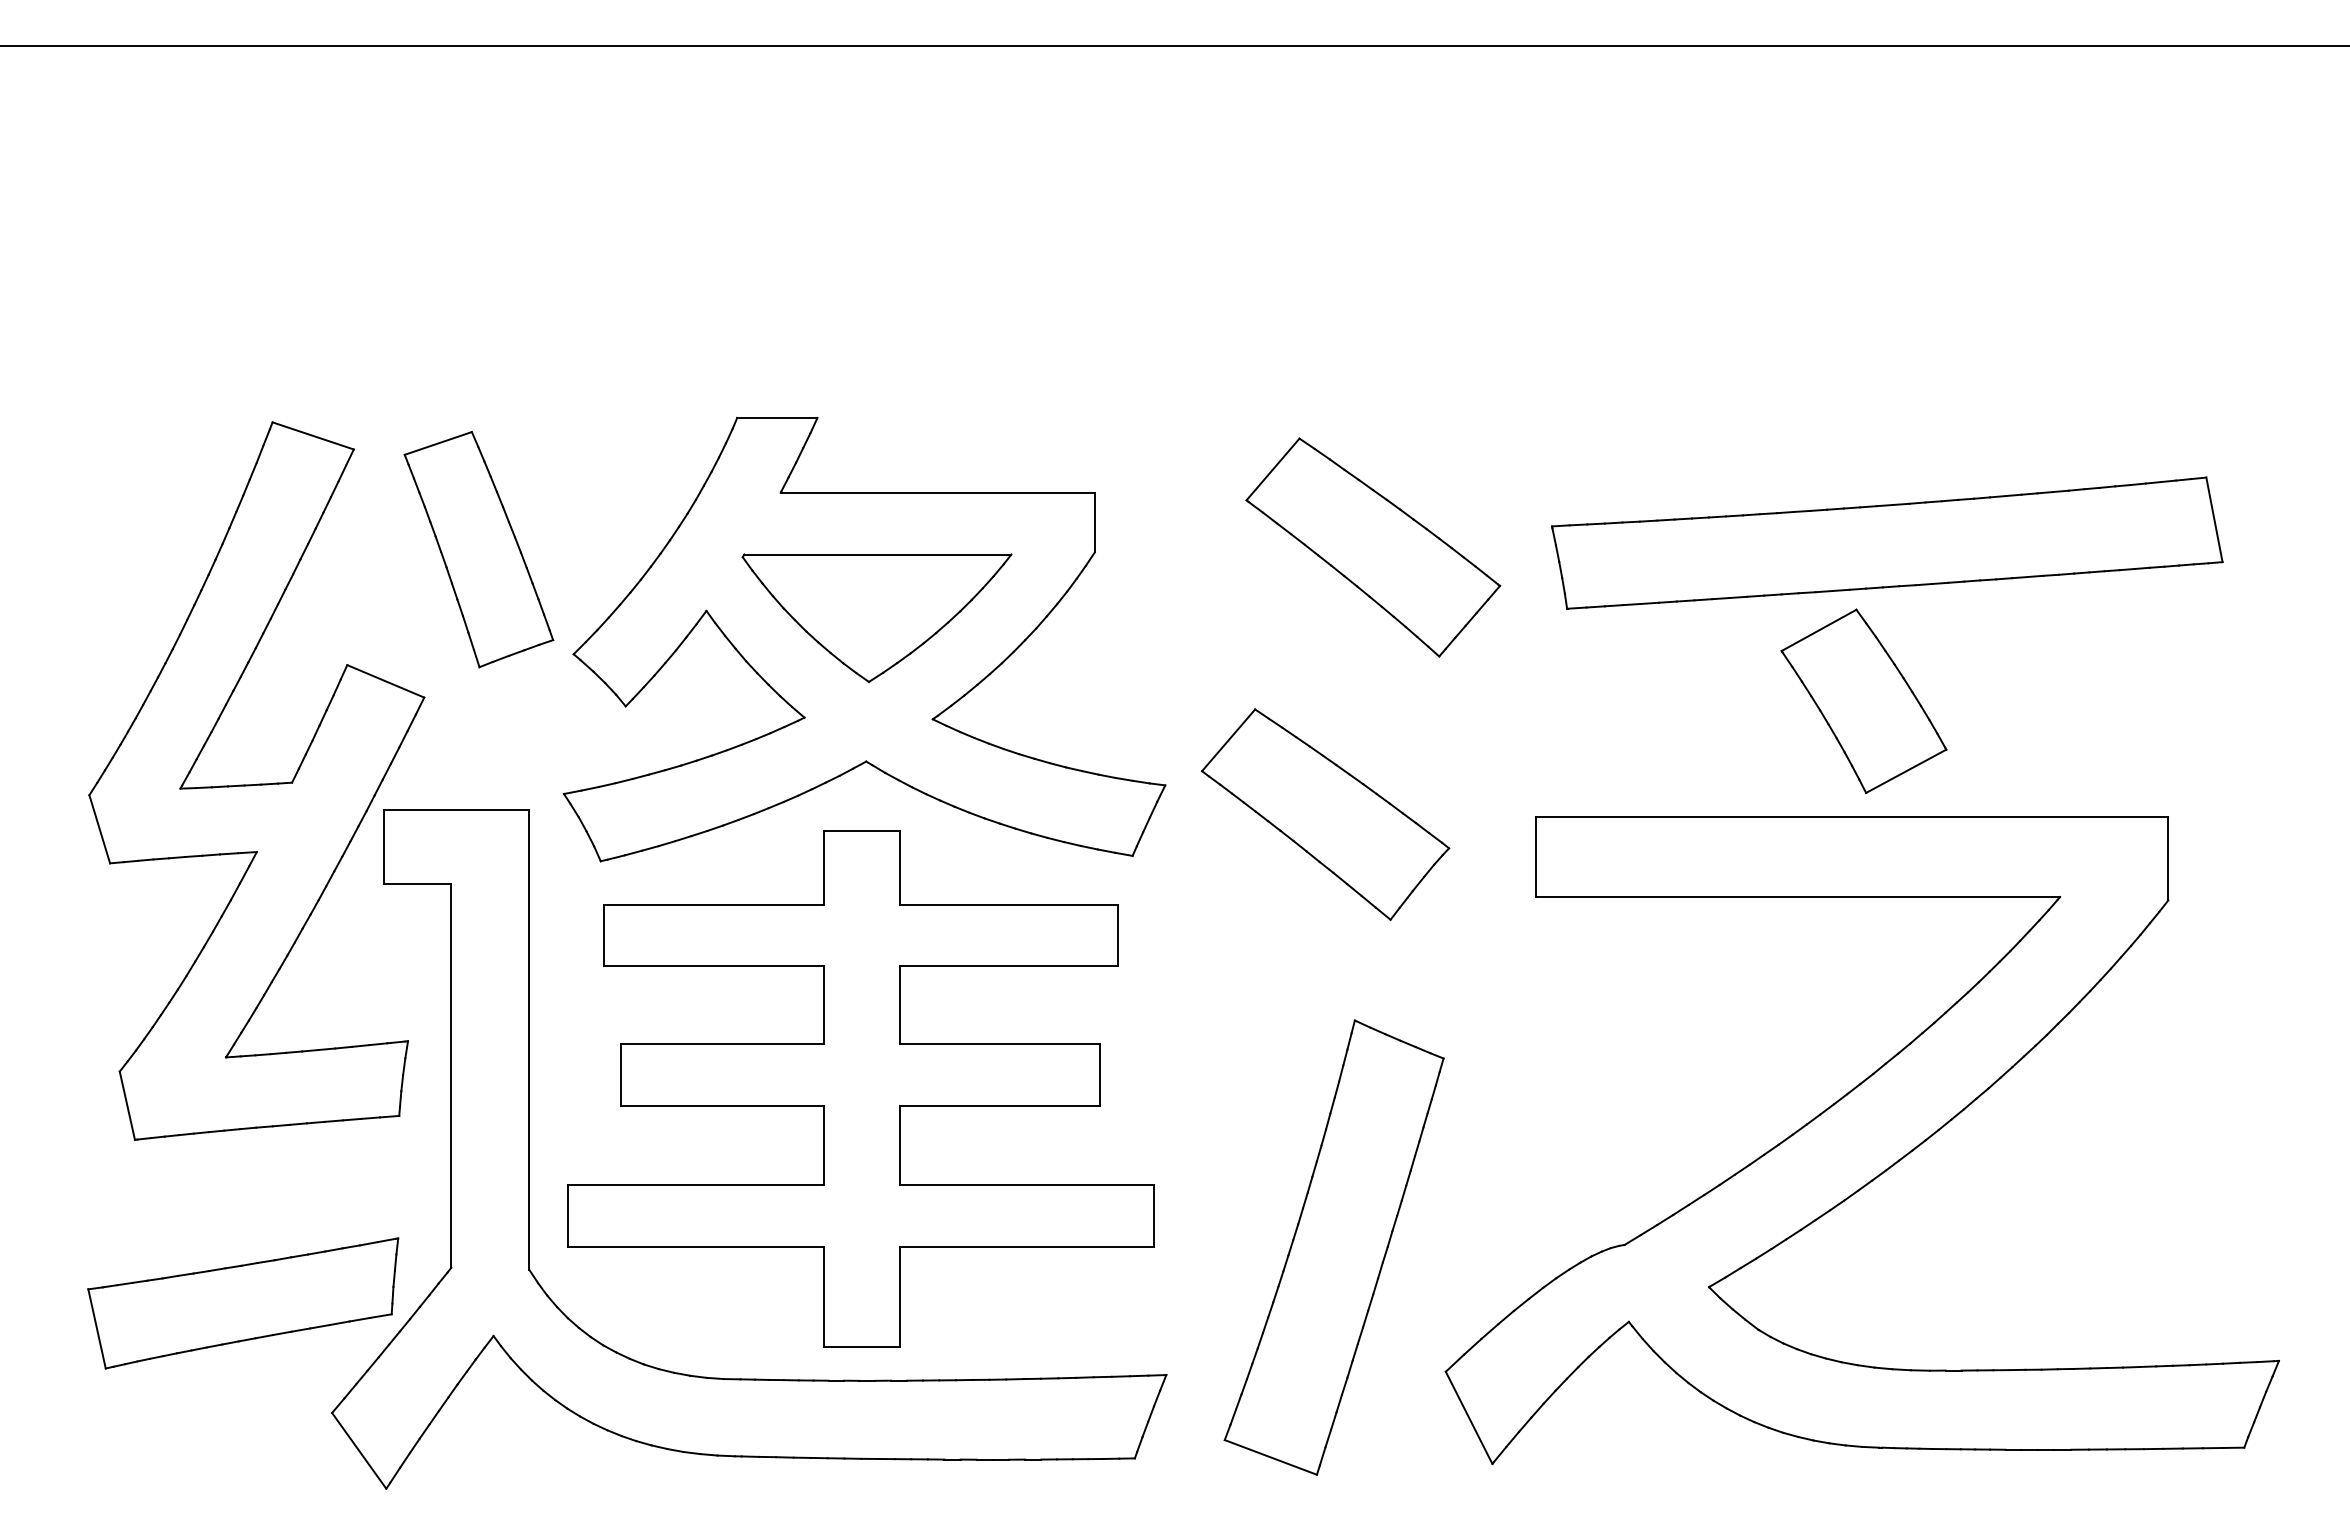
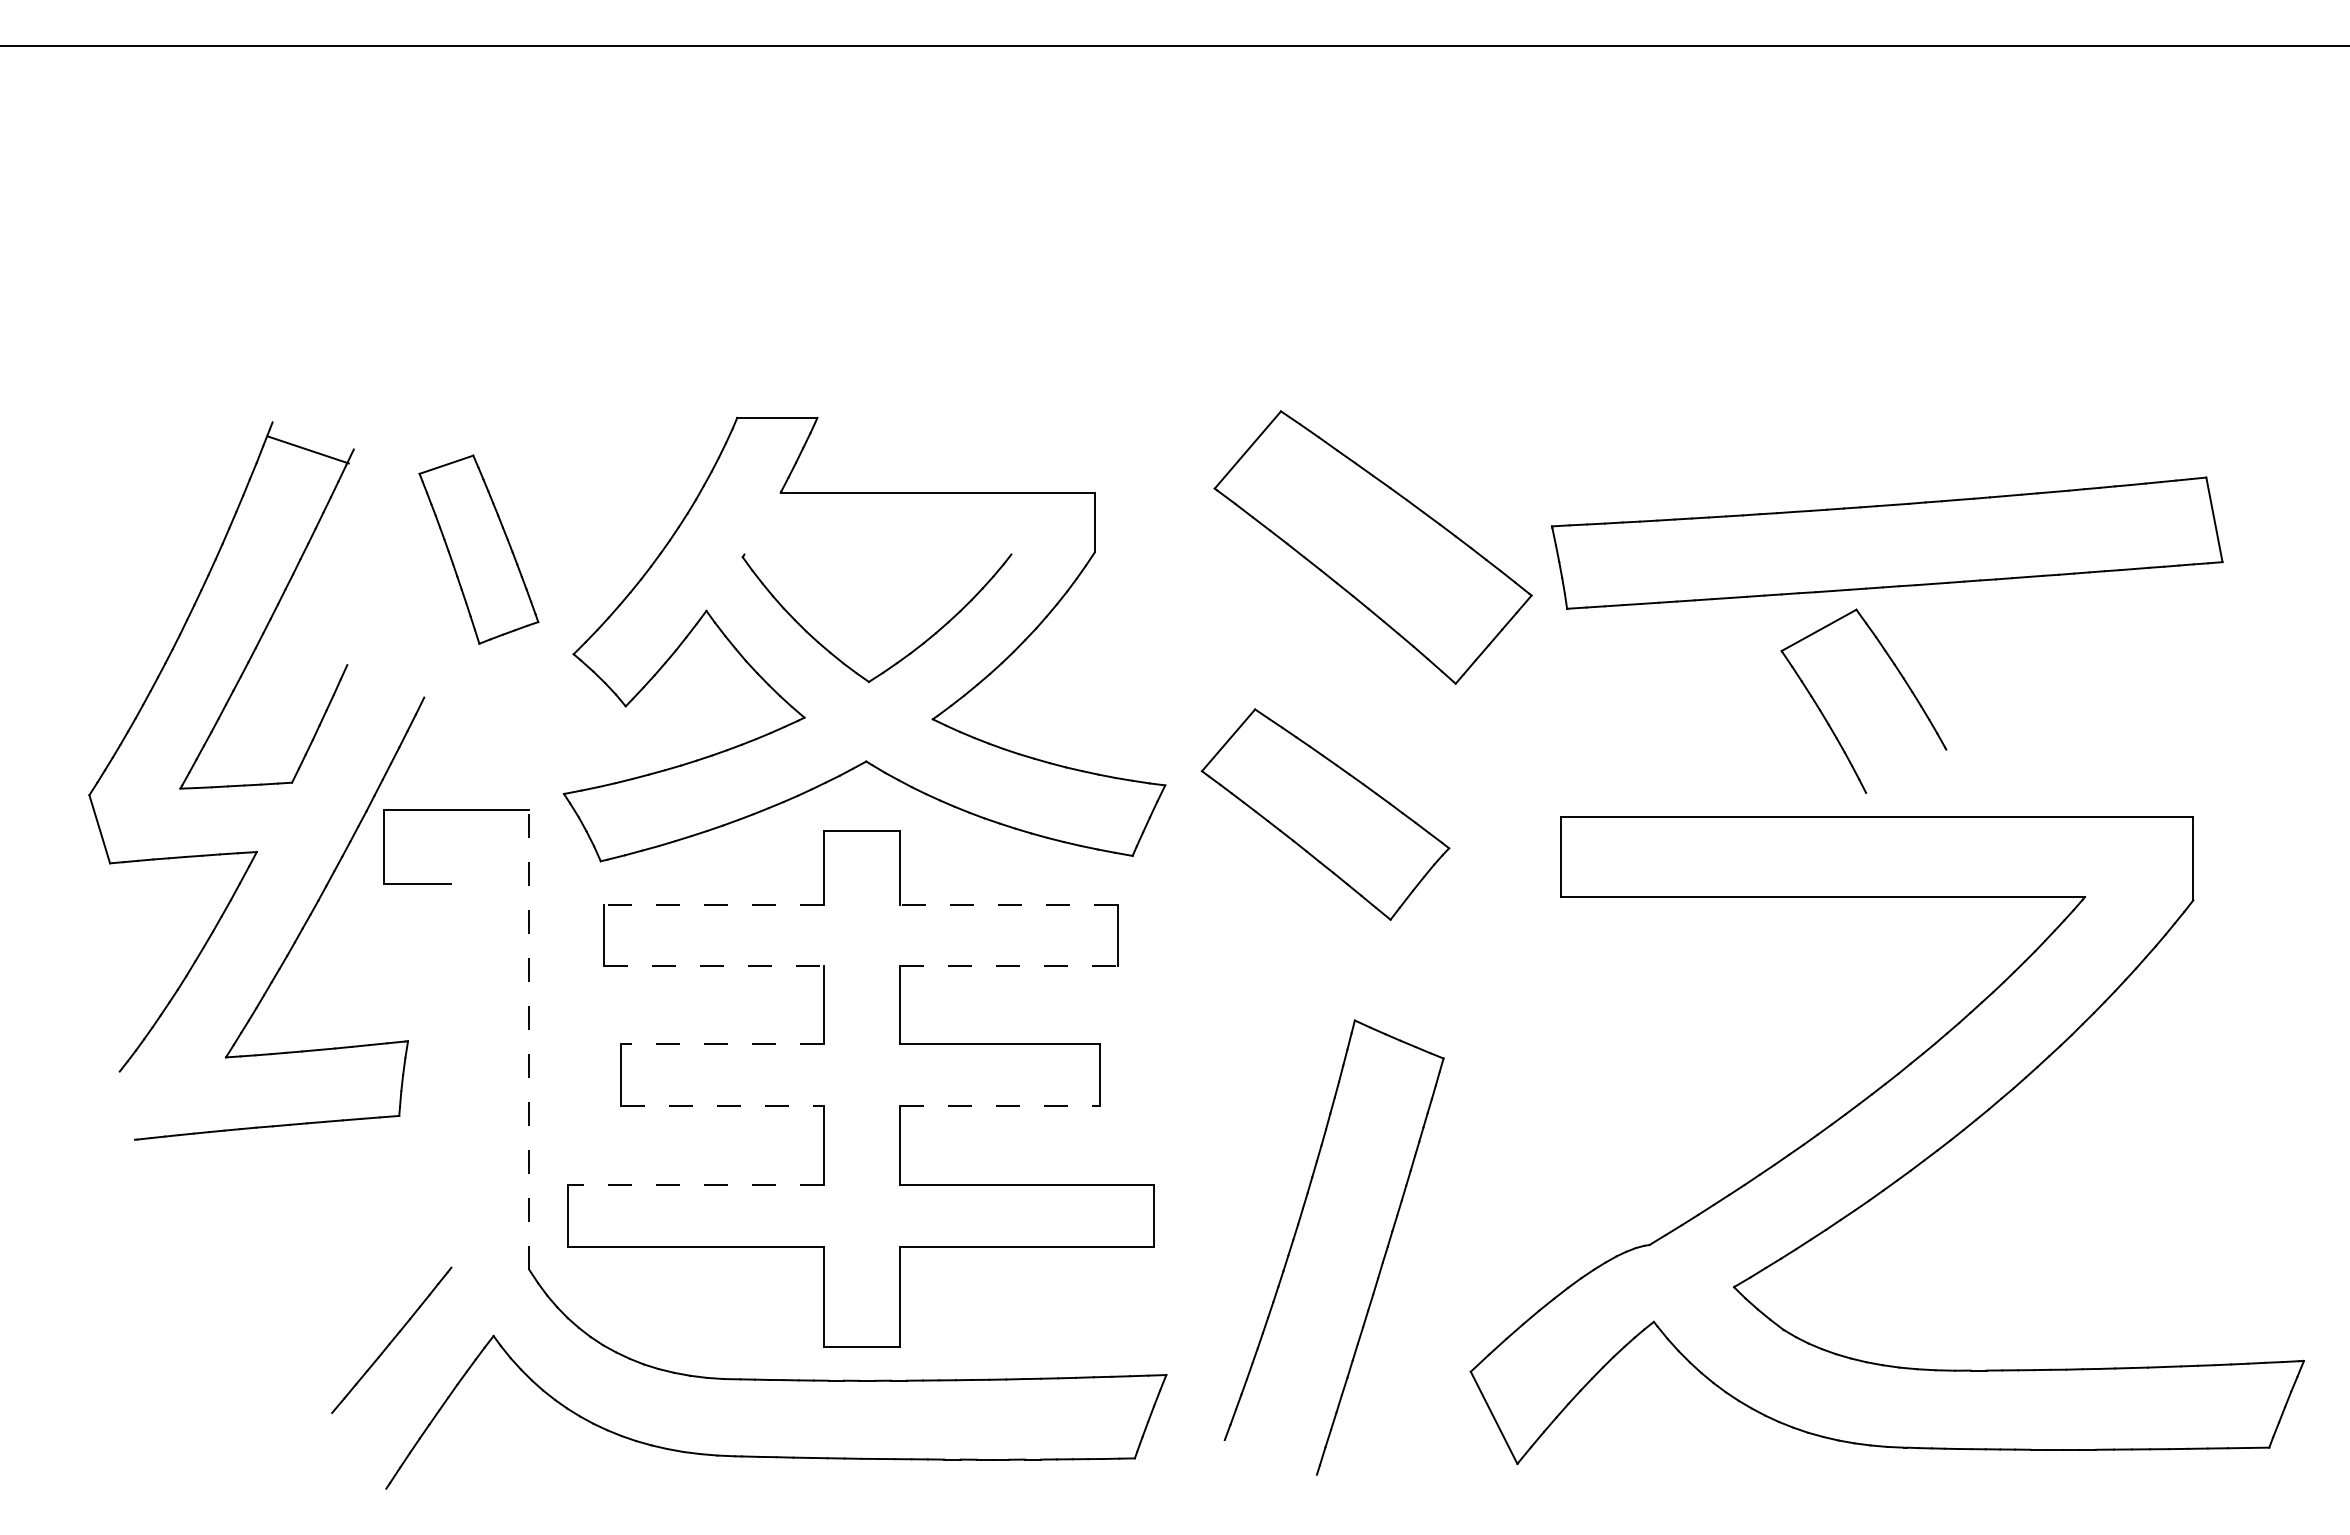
line position: (312, 435) -> (307, 449) (307, 449)
part size: 257x221 px -> 320x275 px (1372, 547)
part size: 152x238 px -> 122x191 px (478, 549)
line: present -> none (877, 554)
line: present -> none (385, 681)
line: present -> none (1906, 770)
line: solid -> dashed (714, 904)
line: solid -> dashed (1008, 904)
line: solid -> dashed (714, 966)
line: solid -> dashed (1008, 966)
line: solid -> dashed (529, 1040)
line: solid -> dashed (722, 1044)
line: present -> none (451, 1075)
line: present -> none (126, 1105)
line: solid -> dashed (723, 1106)
line: solid -> dashed (1000, 1106)
part position: (1861, 1140) -> (1886, 1140) (1886, 1140)
line: solid -> dashed (696, 1185)
part: present -> none (243, 1303)
line: present -> none (359, 1450)
line: present -> none (1270, 1457)
